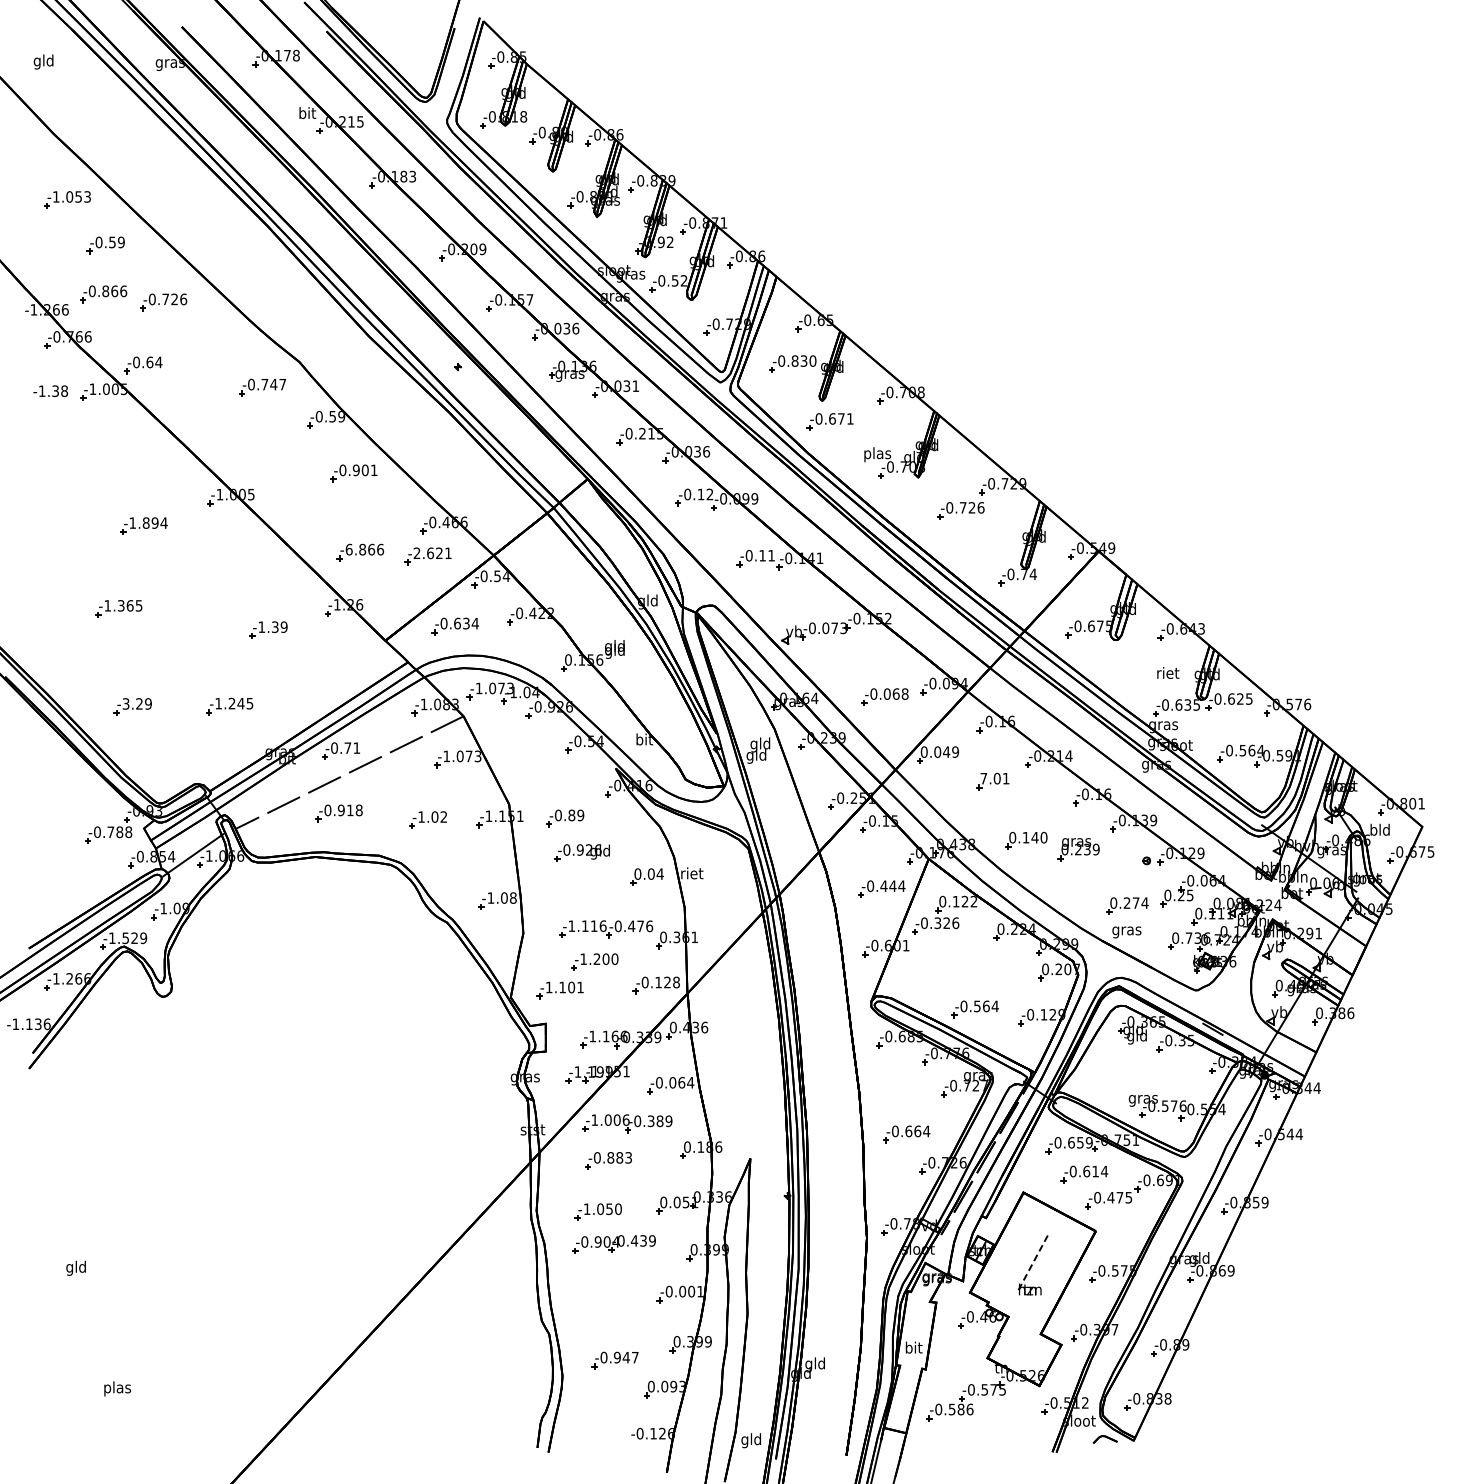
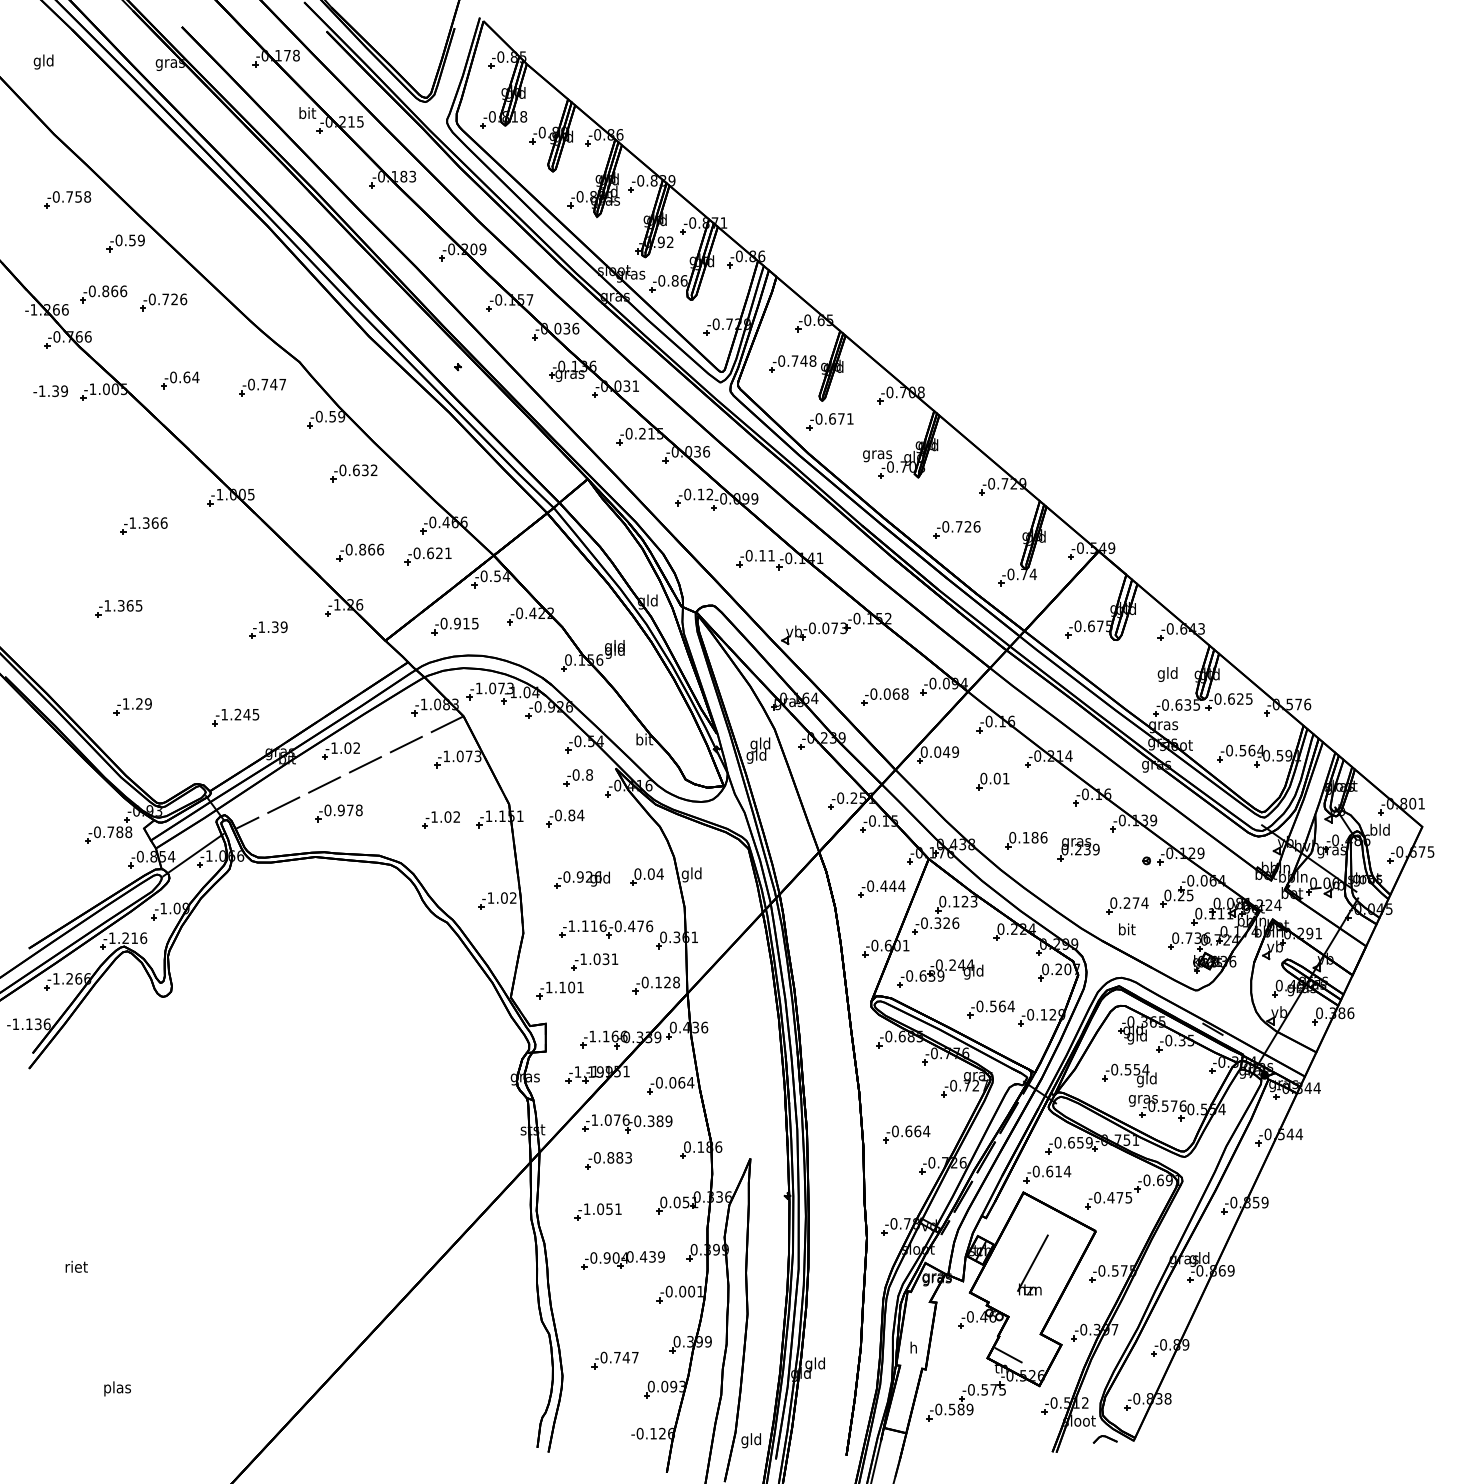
text: -1.053 -> -0.758 (71, 196)
part position: (105, 245) -> (125, 243) (125, 243)
text: -0.52 -> -0.86 (679, 280)
text: -0.830 -> -0.748 (803, 360)
part position: (143, 365) -> (180, 380) (180, 380)
text: -1.38 -> -1.39 (64, 390)
text: plas -> gras (877, 454)
text: -0.901 -> -0.632 (364, 470)
part position: (960, 510) -> (956, 529) (956, 529)
text: -1.894 -> -1.366 (154, 522)
text: -6.866 -> -0.866 (349, 549)
text: -2.621 -> -0.621 (416, 553)
text: -0.634 -> -0.915 (466, 623)
text: riet -> gld (1168, 674)
text: -3.29 -> -1.29 (125, 703)
part position: (229, 706) -> (235, 717) (235, 717)
text: -0.71 -> -1.02 (345, 747)
part: none -> present (577, 777)
text: 7.01 -> 0.01 (983, 778)
text: -0.918 -> -0.978 (350, 810)
text: -0.89 -> -0.84 (580, 815)
part position: (427, 819) -> (440, 819) (440, 819)
text: 0.140 -> 0.186 (1039, 837)
part position: (581, 852) -> (581, 879) (581, 879)
text: riet -> gld (692, 874)
text: -1.08 -> -1.02 (512, 897)
text: 0.122 -> 0.123 (973, 901)
text: gras -> bit (1126, 930)
text: -1.529 -> -1.216 (134, 938)
text: -1.200 -> -1.031 (605, 959)
part: none -> present (940, 973)
part position: (974, 1009) -> (990, 1009) (990, 1009)
part: none -> present (1129, 1075)
text: -1.006 -> -1.076 (616, 1119)
part position: (1084, 1174) -> (1047, 1174) (1047, 1174)
text: -1.050 -> -1.051 (618, 1209)
part position: (613, 1244) -> (622, 1260) (622, 1260)
line: dashed -> solid (1032, 1263)
text: gld -> riet (76, 1267)
text: bit -> h (913, 1347)
line: none -> present (1008, 1355)
text: -0.947 -> -0.747 (616, 1357)
text: -0.586 -> -0.589 (969, 1409)
